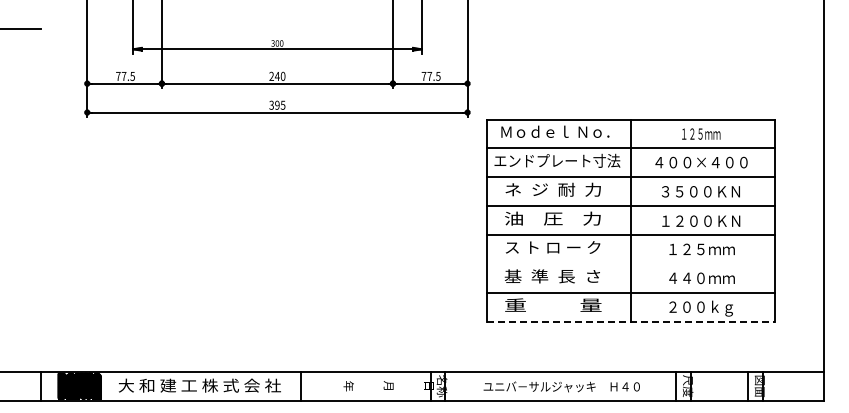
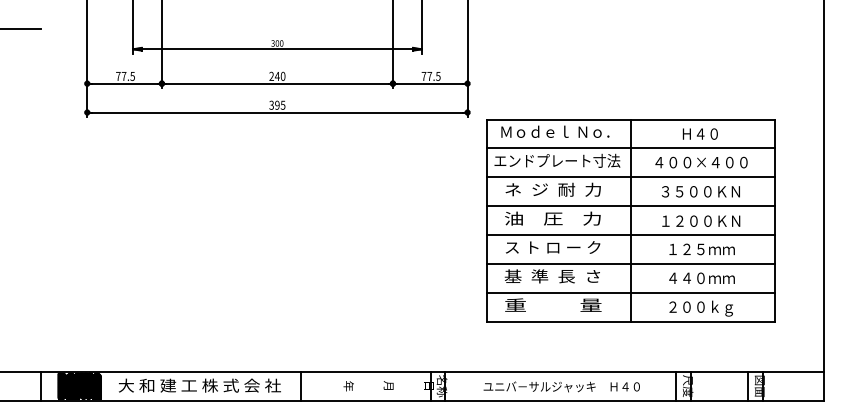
text: １２５ｍｍ -> Ｈ４０ (701, 133)
line: none -> present (630, 263)
line: dashed -> solid (631, 321)
